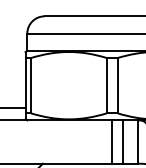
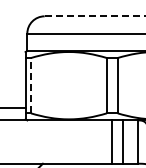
line: solid -> dashed (95, 16)
line: solid -> dashed (31, 85)
